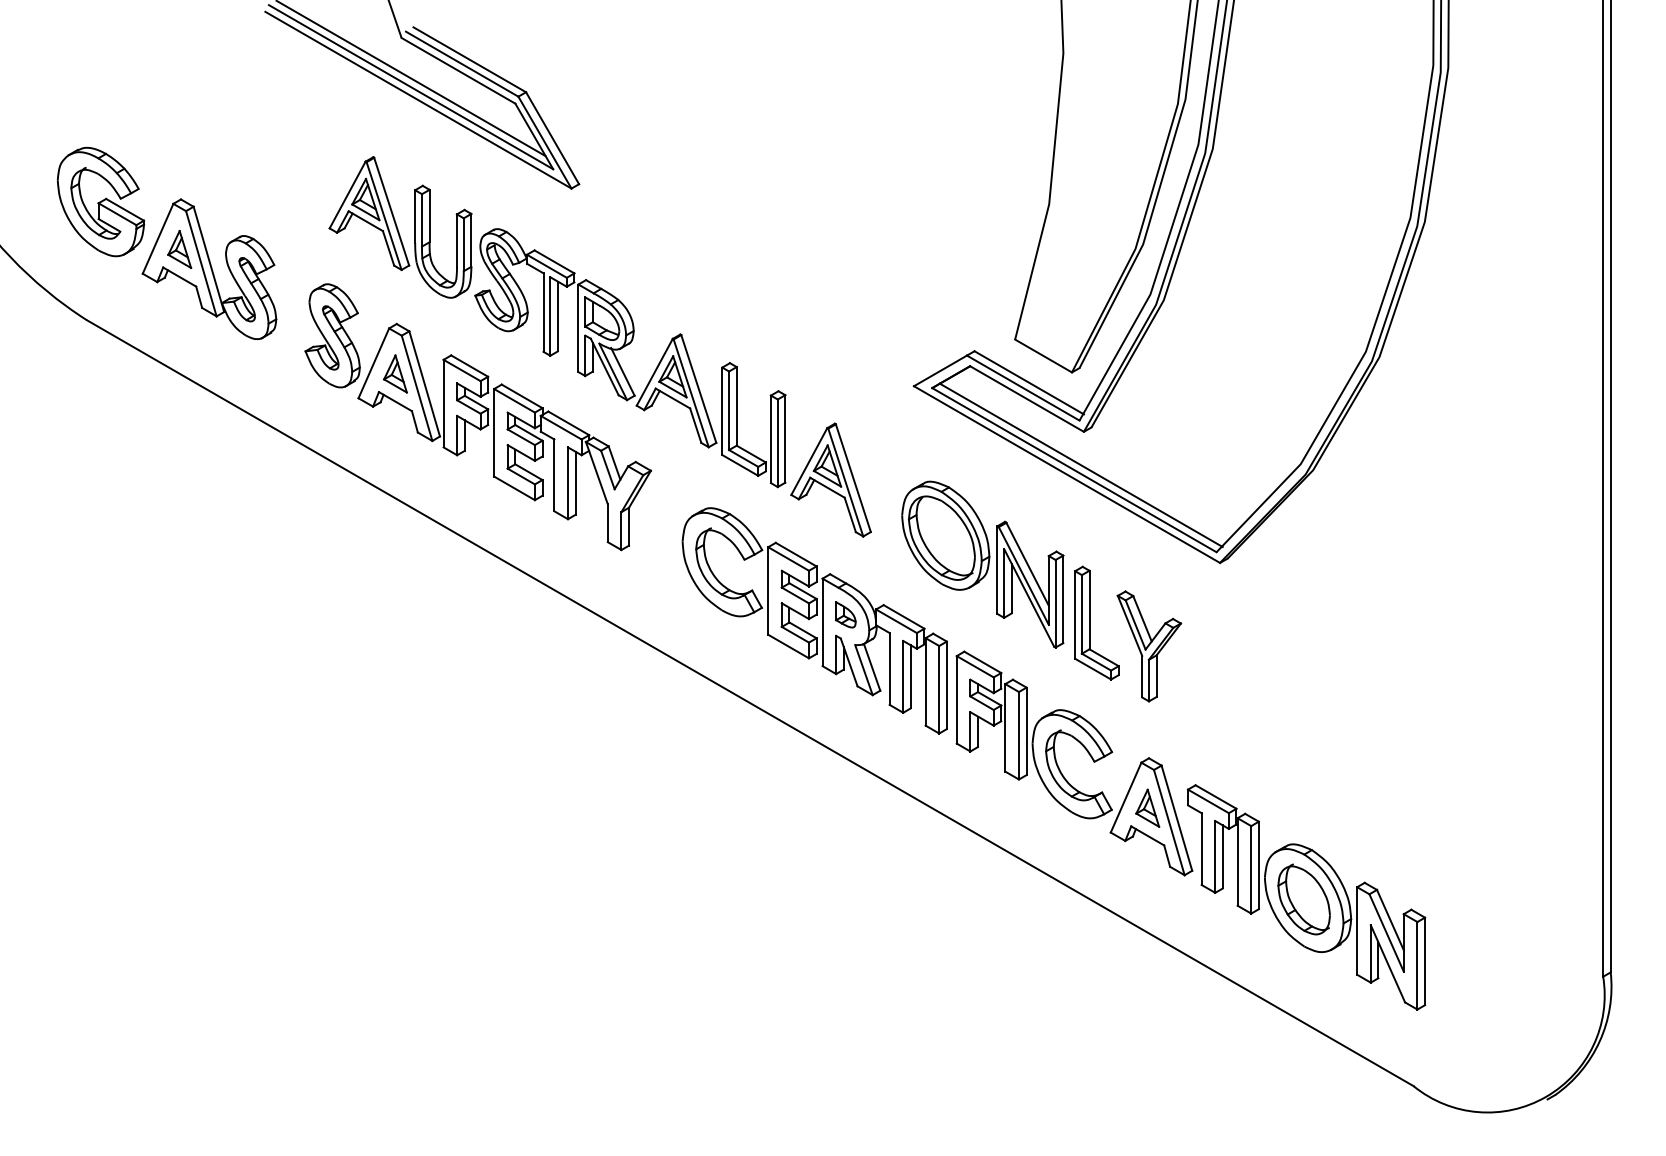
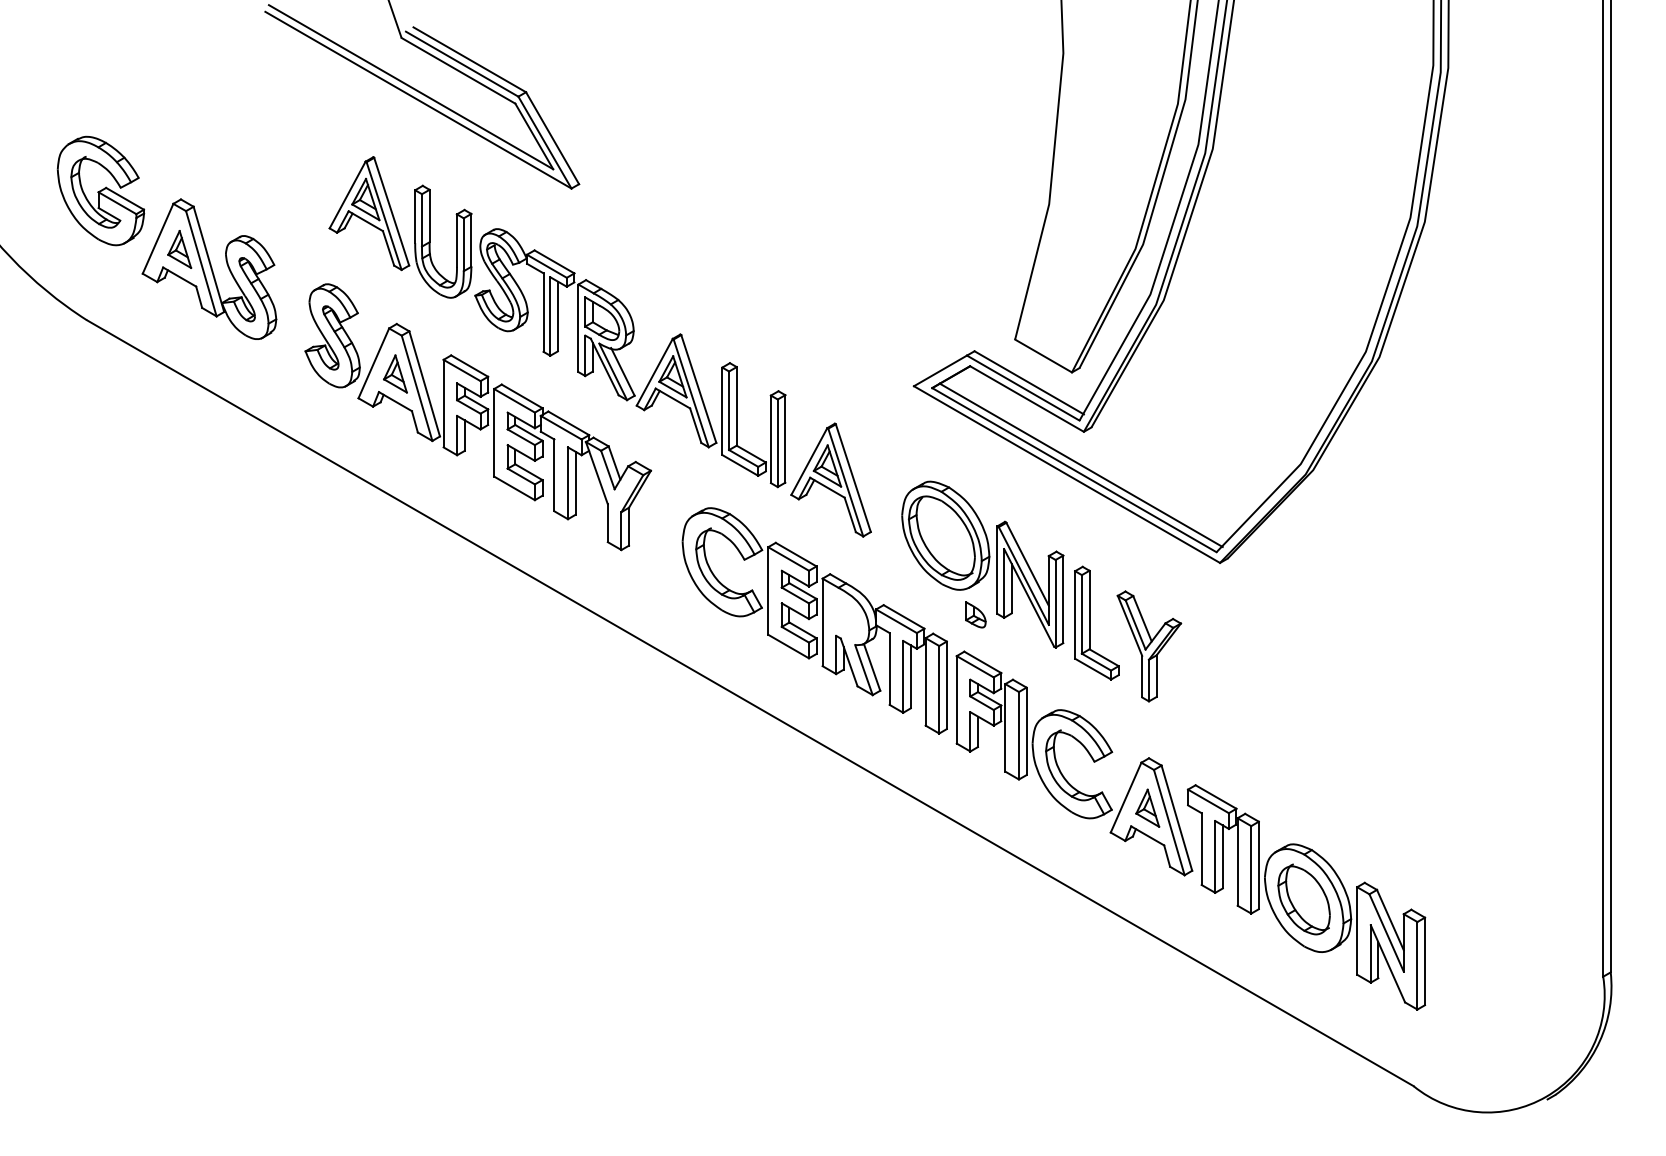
line: present -> none (412, 79)
part position: (100, 201) -> (100, 190) (100, 190)
part position: (845, 614) -> (975, 614) (975, 614)
